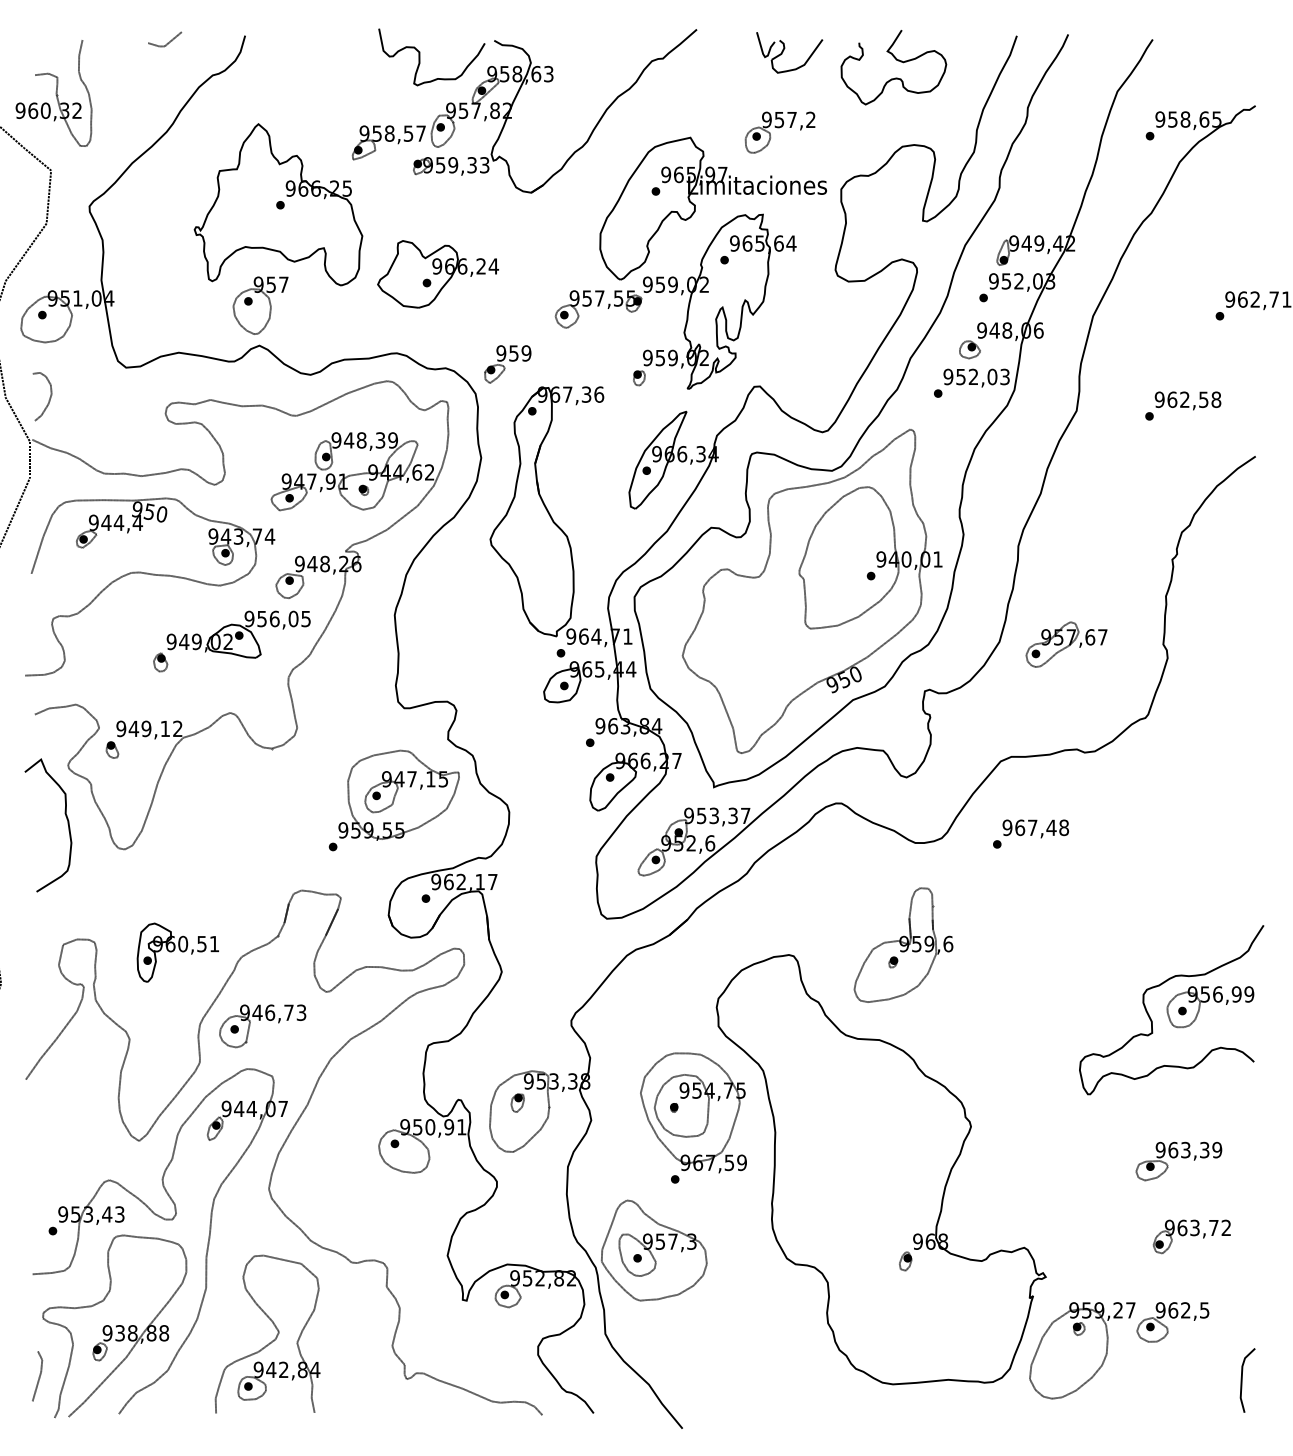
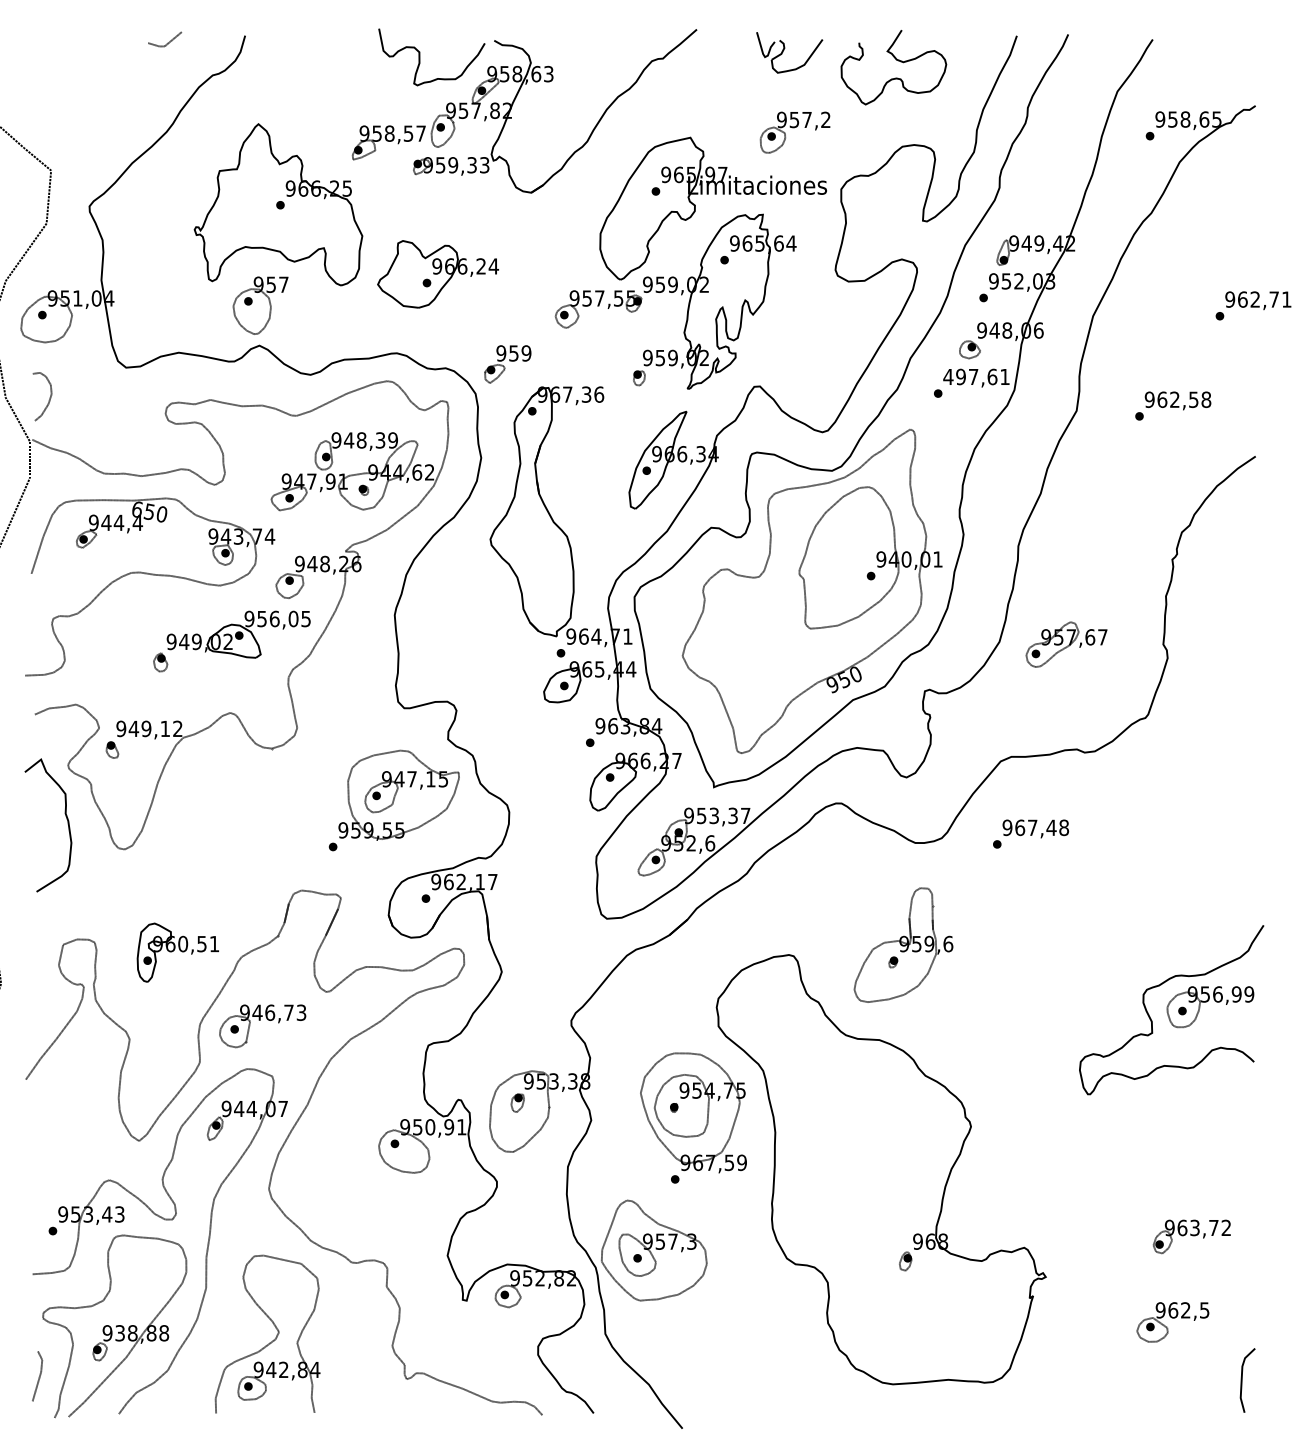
part: present -> none (53, 93)
part position: (779, 132) -> (794, 132) (794, 132)
text: 952,03 -> 497,61 (976, 376)
text position: (1183, 405) -> (1173, 405) (1173, 405)
text: 950 -> 650 (137, 509)
part: present -> none (1178, 1161)
part: present -> none (1082, 1350)
